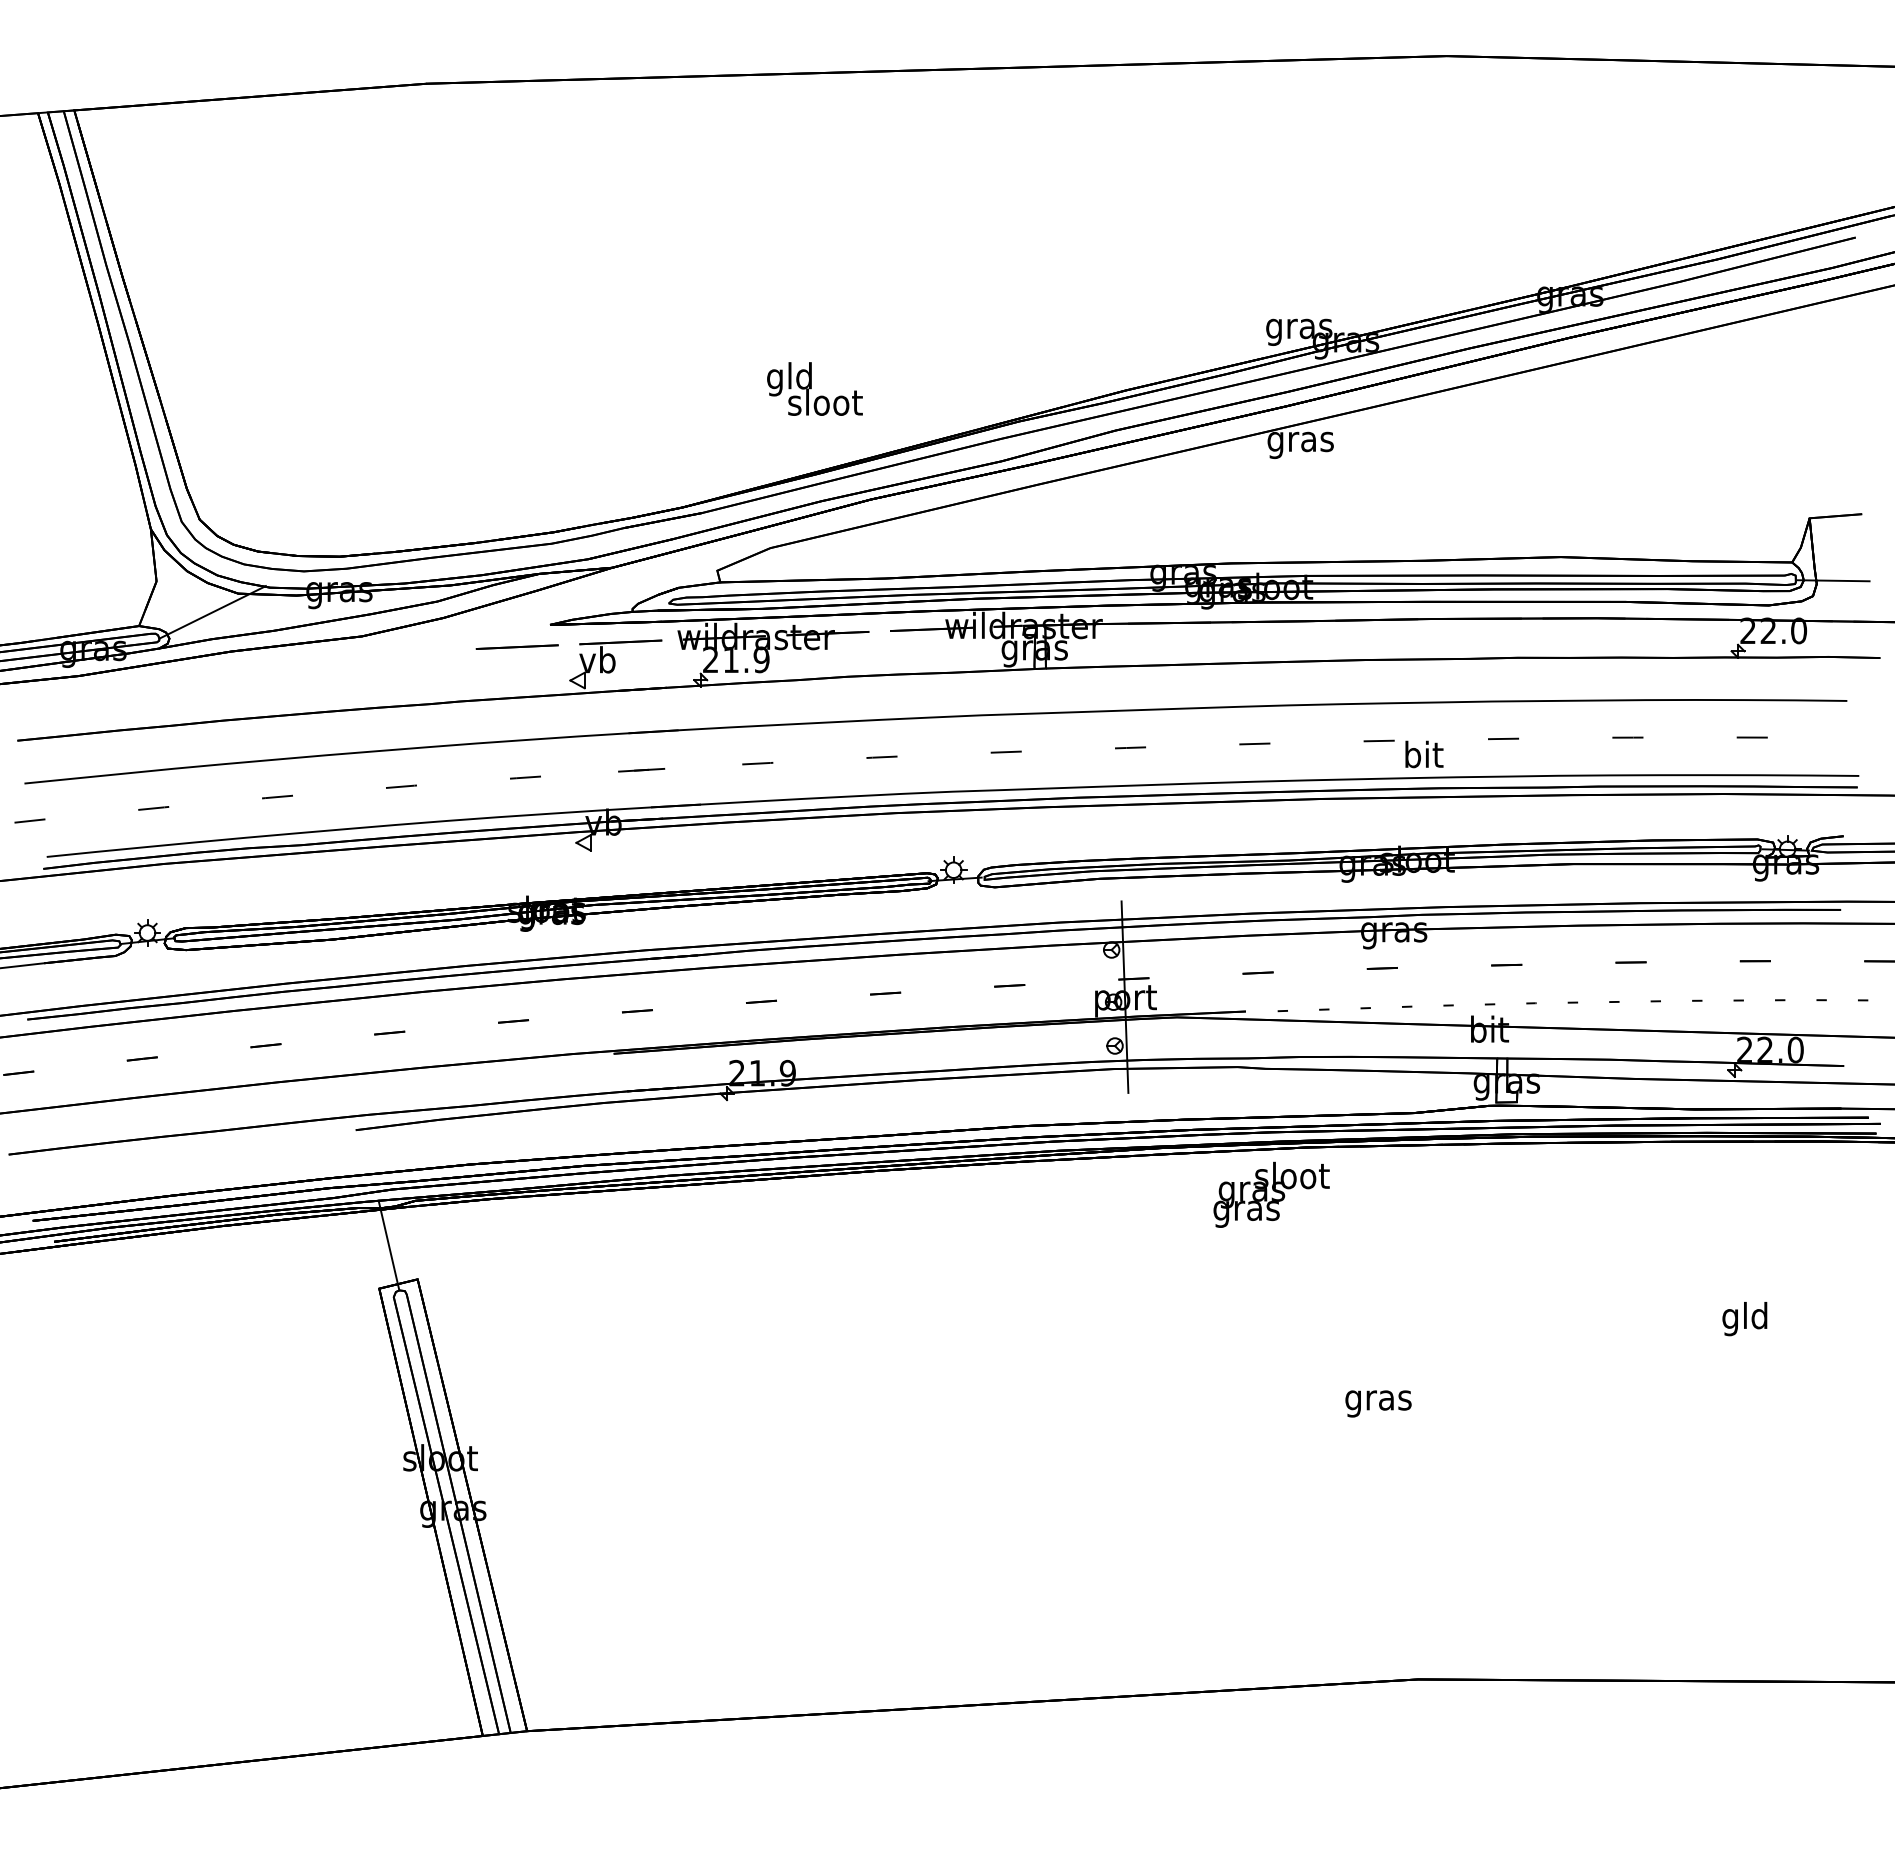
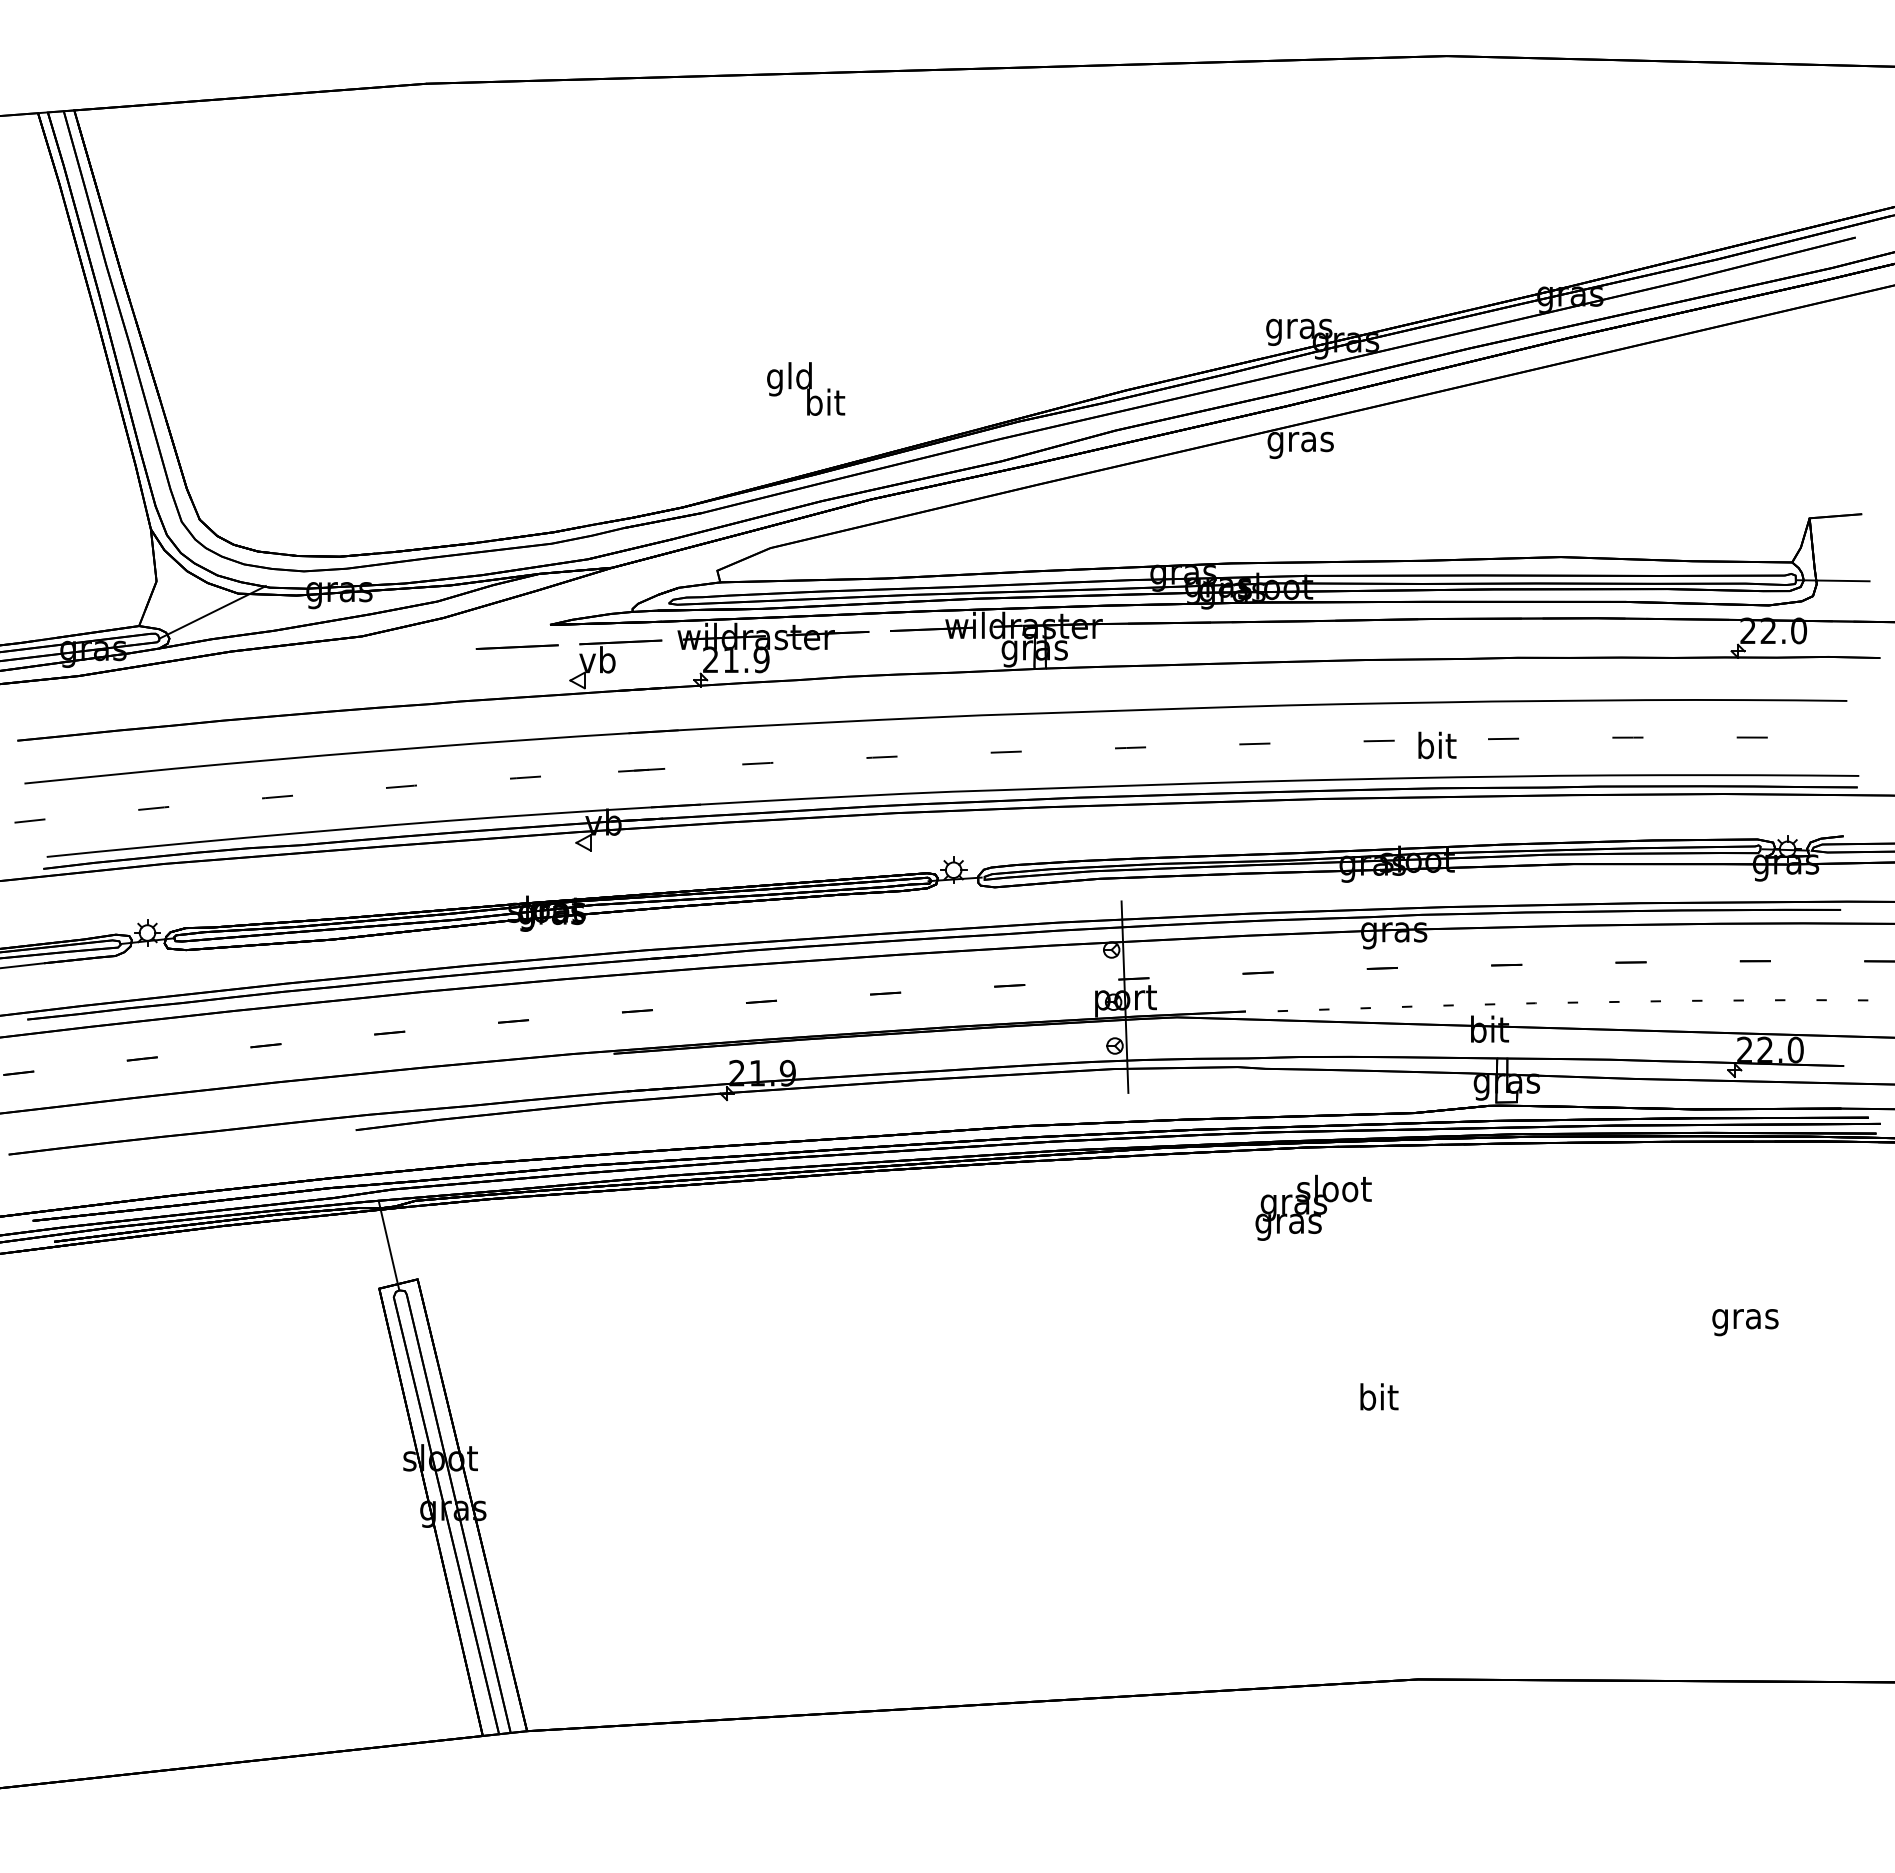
text: sloot -> bit (825, 401)
text position: (1424, 754) -> (1437, 745) (1437, 745)
text position: (1271, 1194) -> (1313, 1207) (1313, 1207)
text: gld -> gras (1745, 1319)
text: gras -> bit (1378, 1400)
